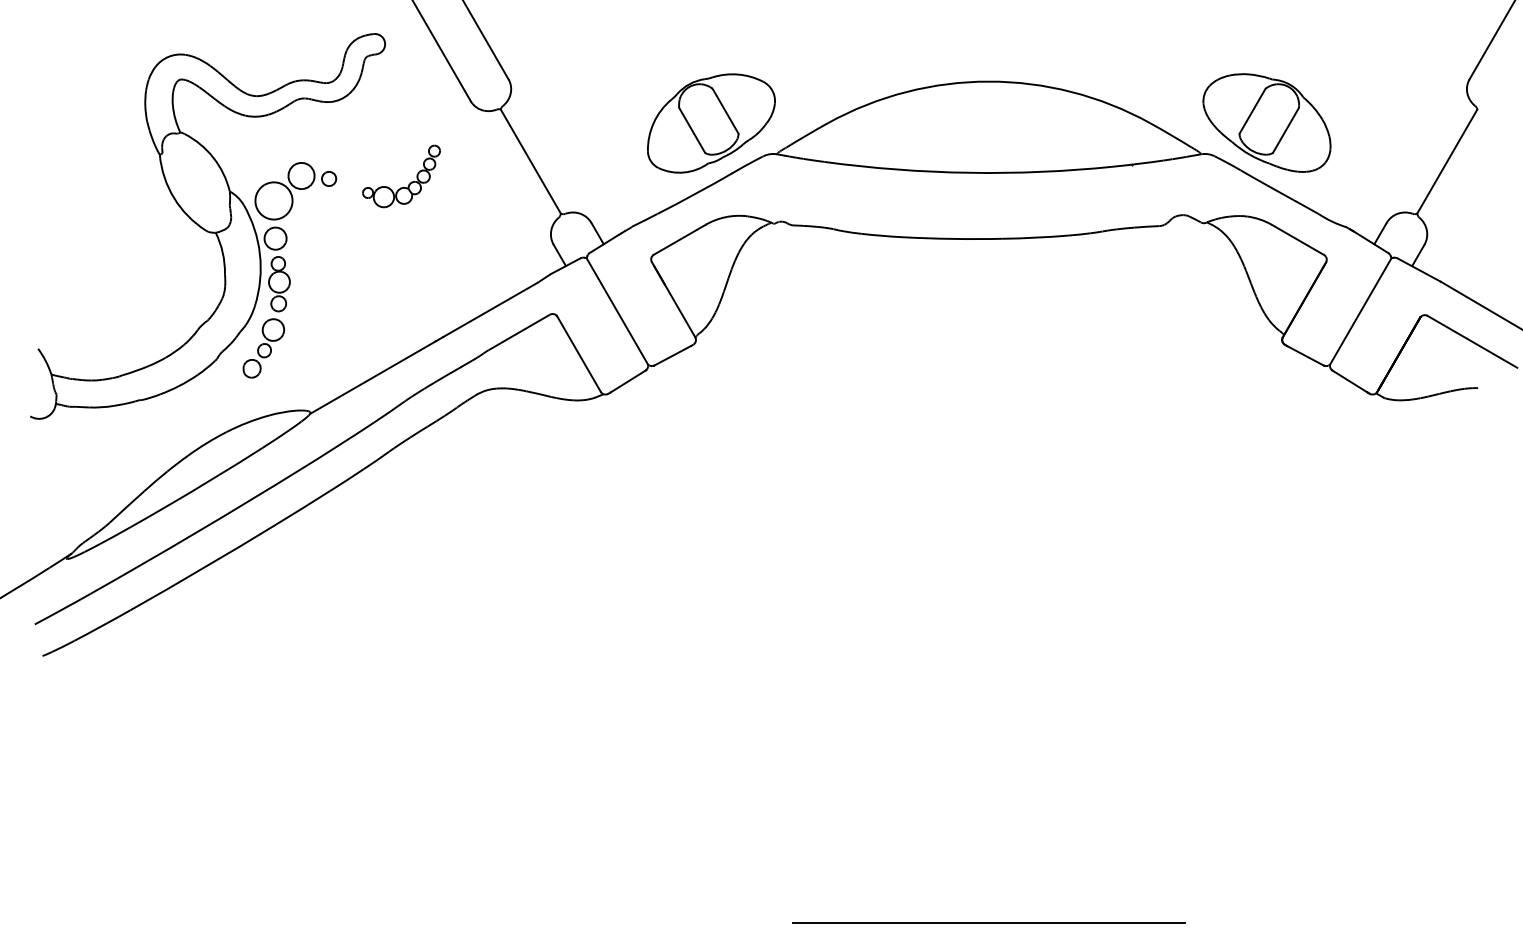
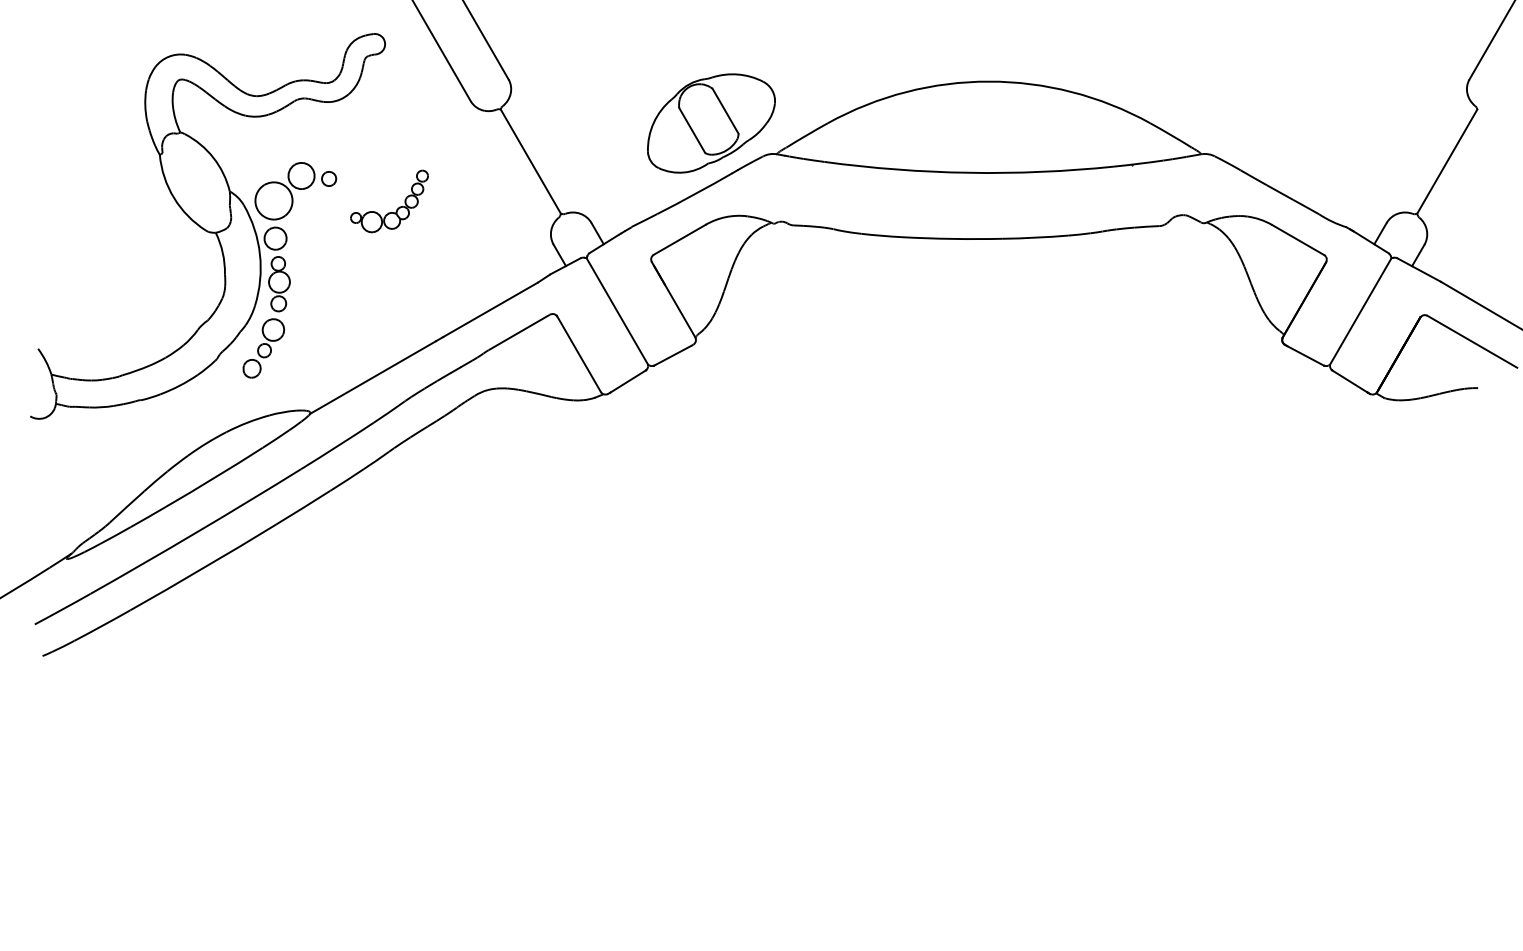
part: present -> none (1266, 122)
part position: (409, 183) -> (397, 208) (397, 208)
line: present -> none (988, 922)
